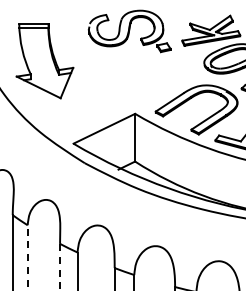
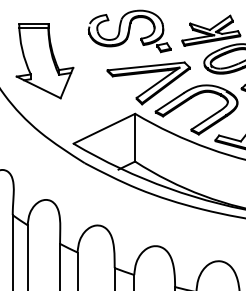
part: none -> present (148, 83)
line: dashed -> solid (27, 257)
line: dashed -> solid (60, 267)
